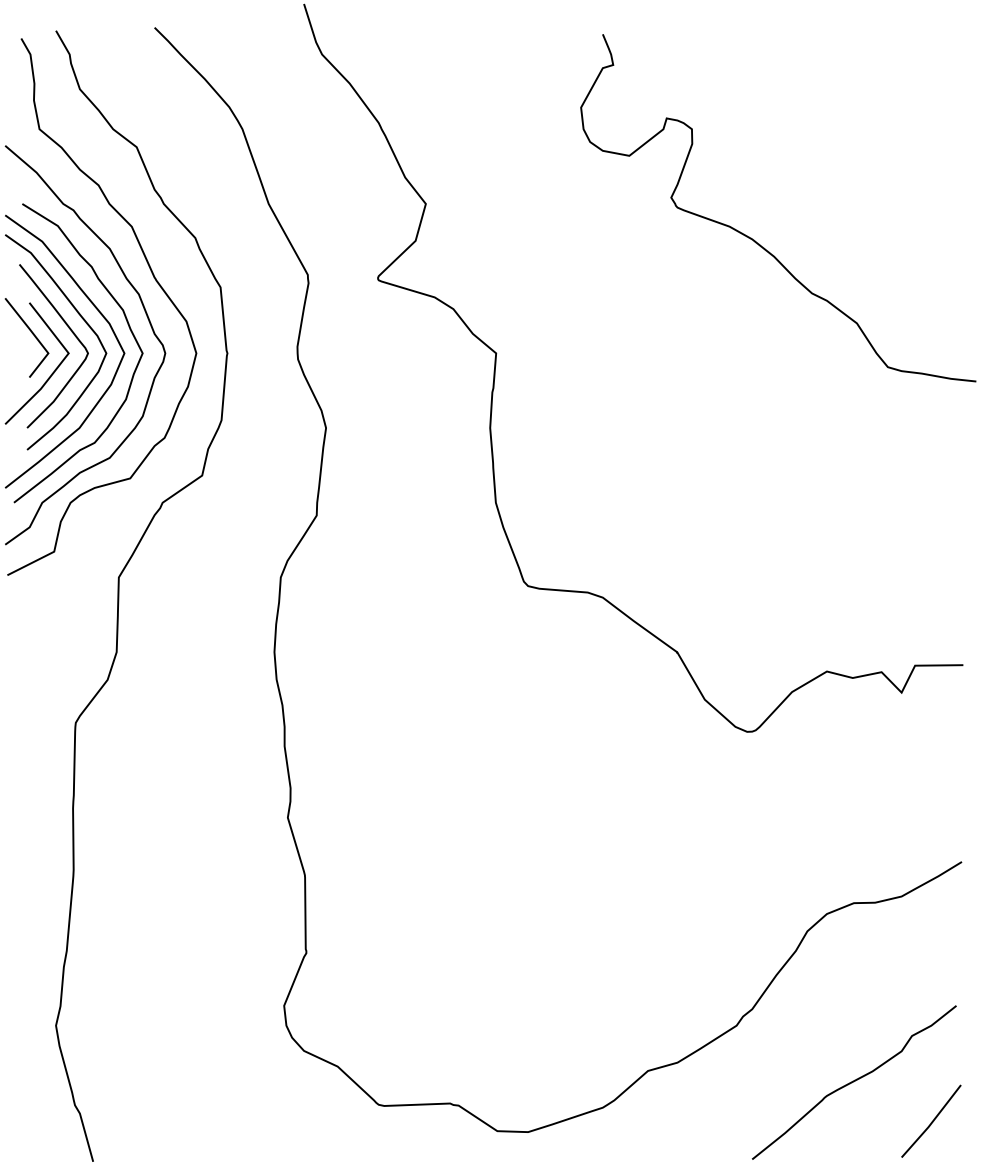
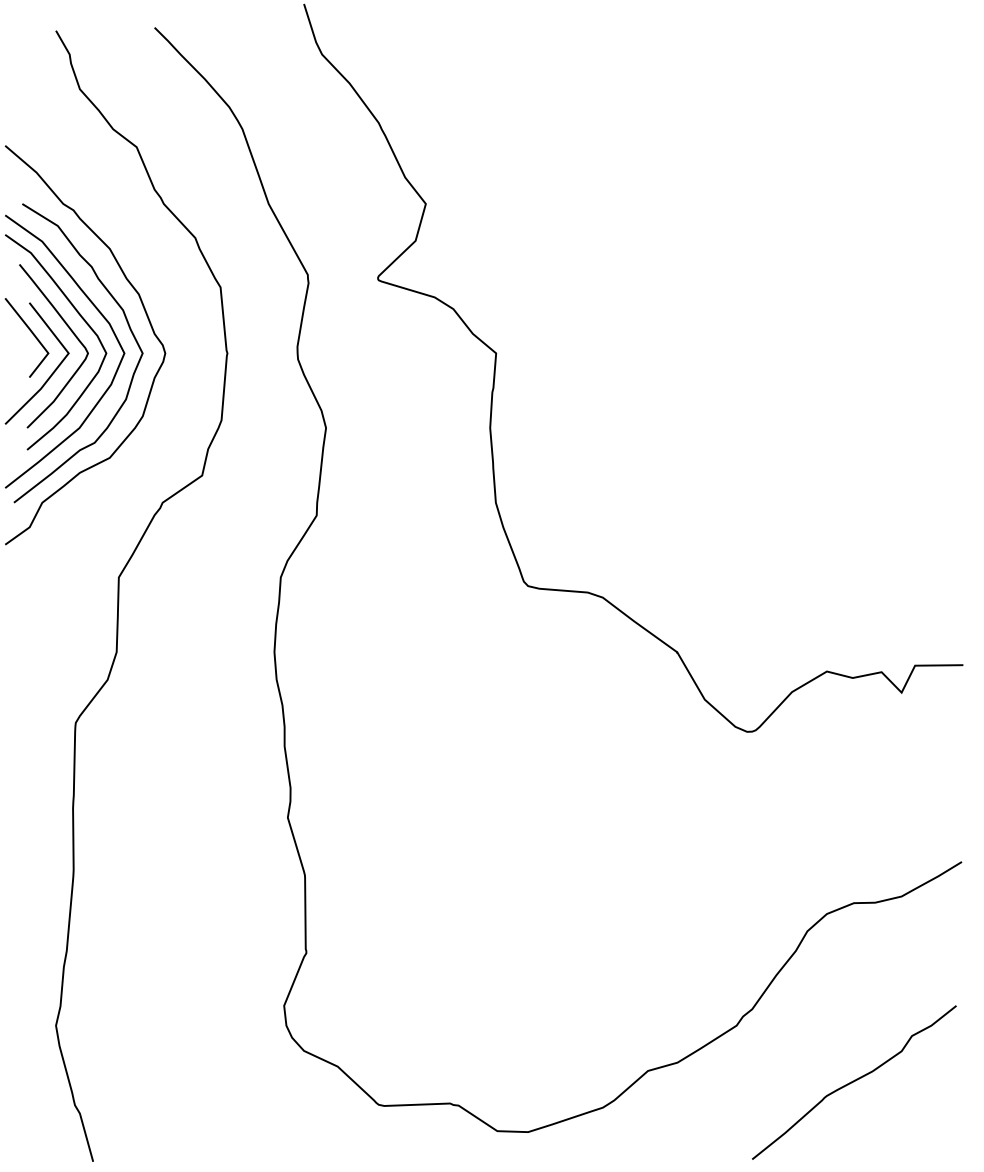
curve: present -> none (754, 239)
curve: present -> none (154, 279)
line: present -> none (932, 1120)
